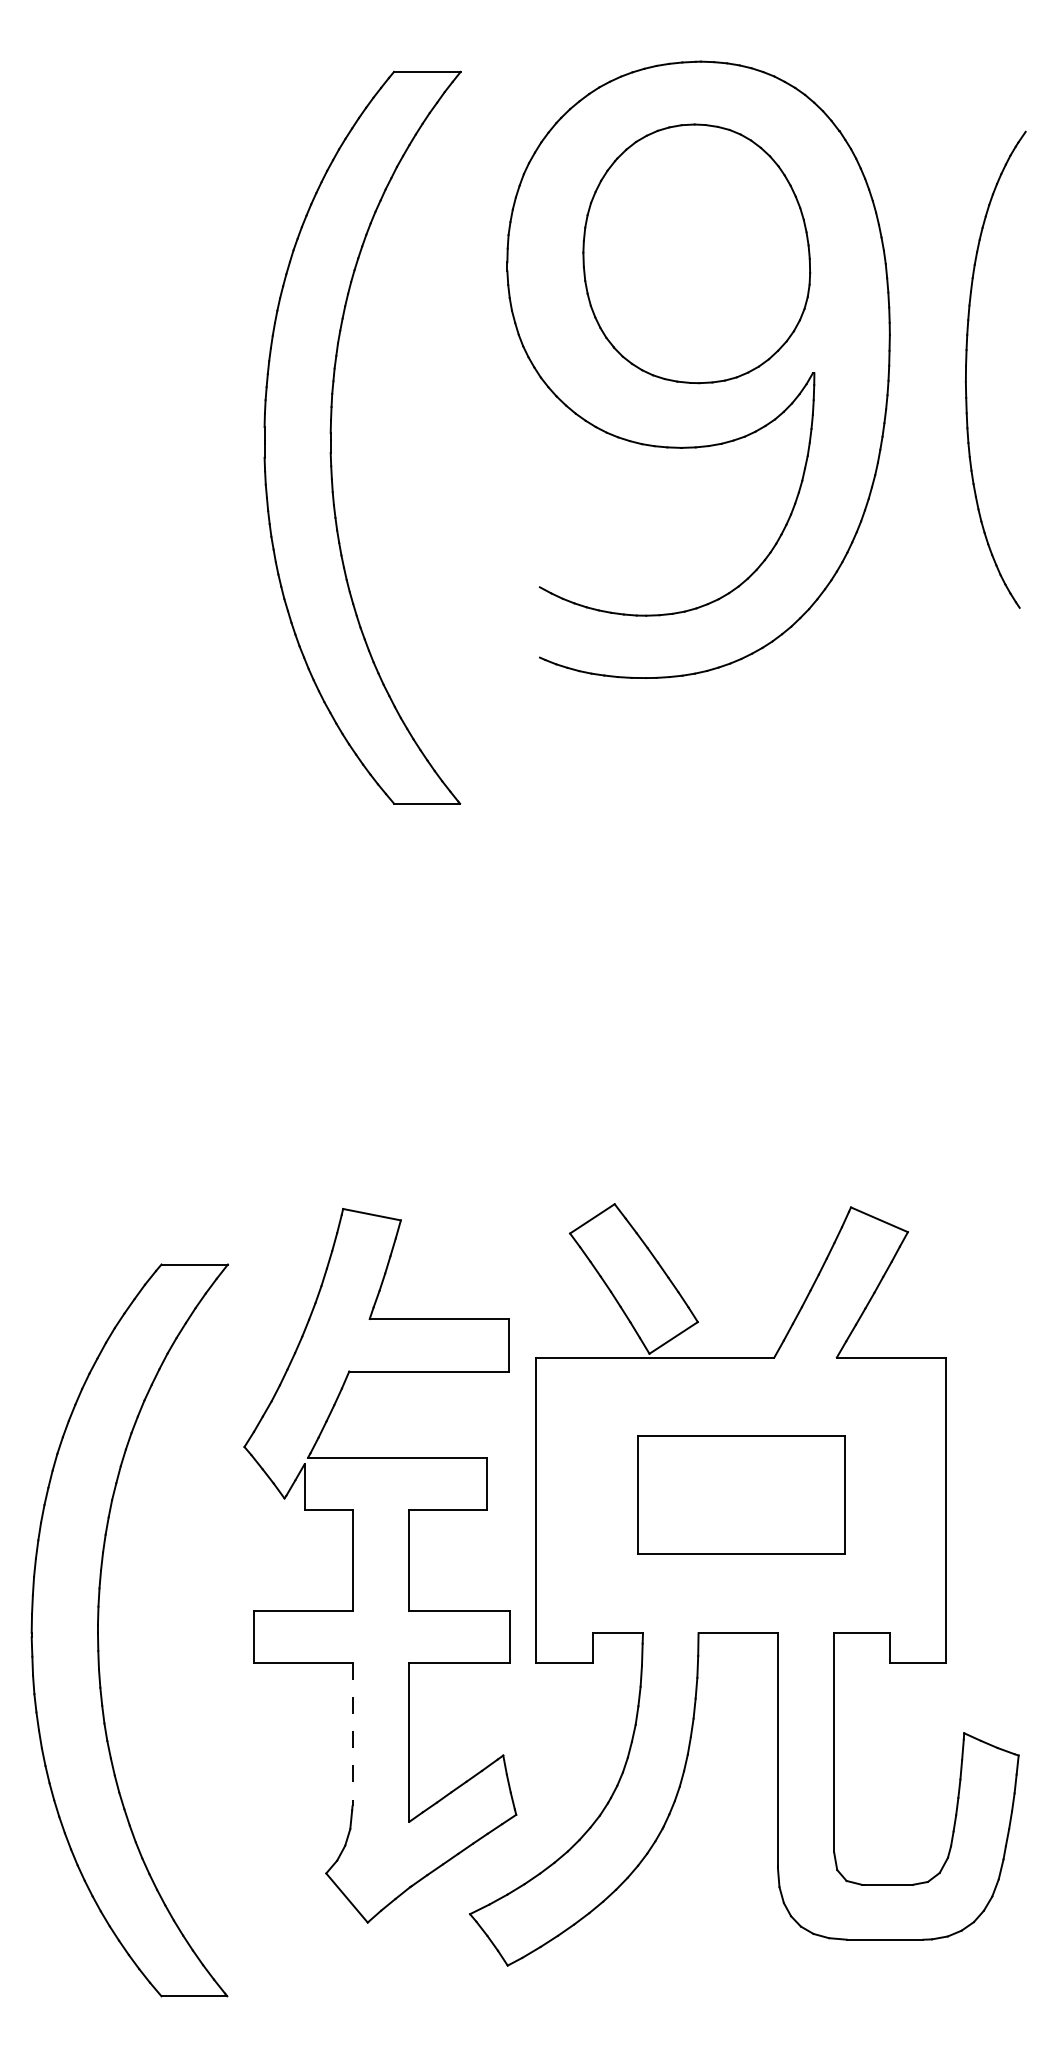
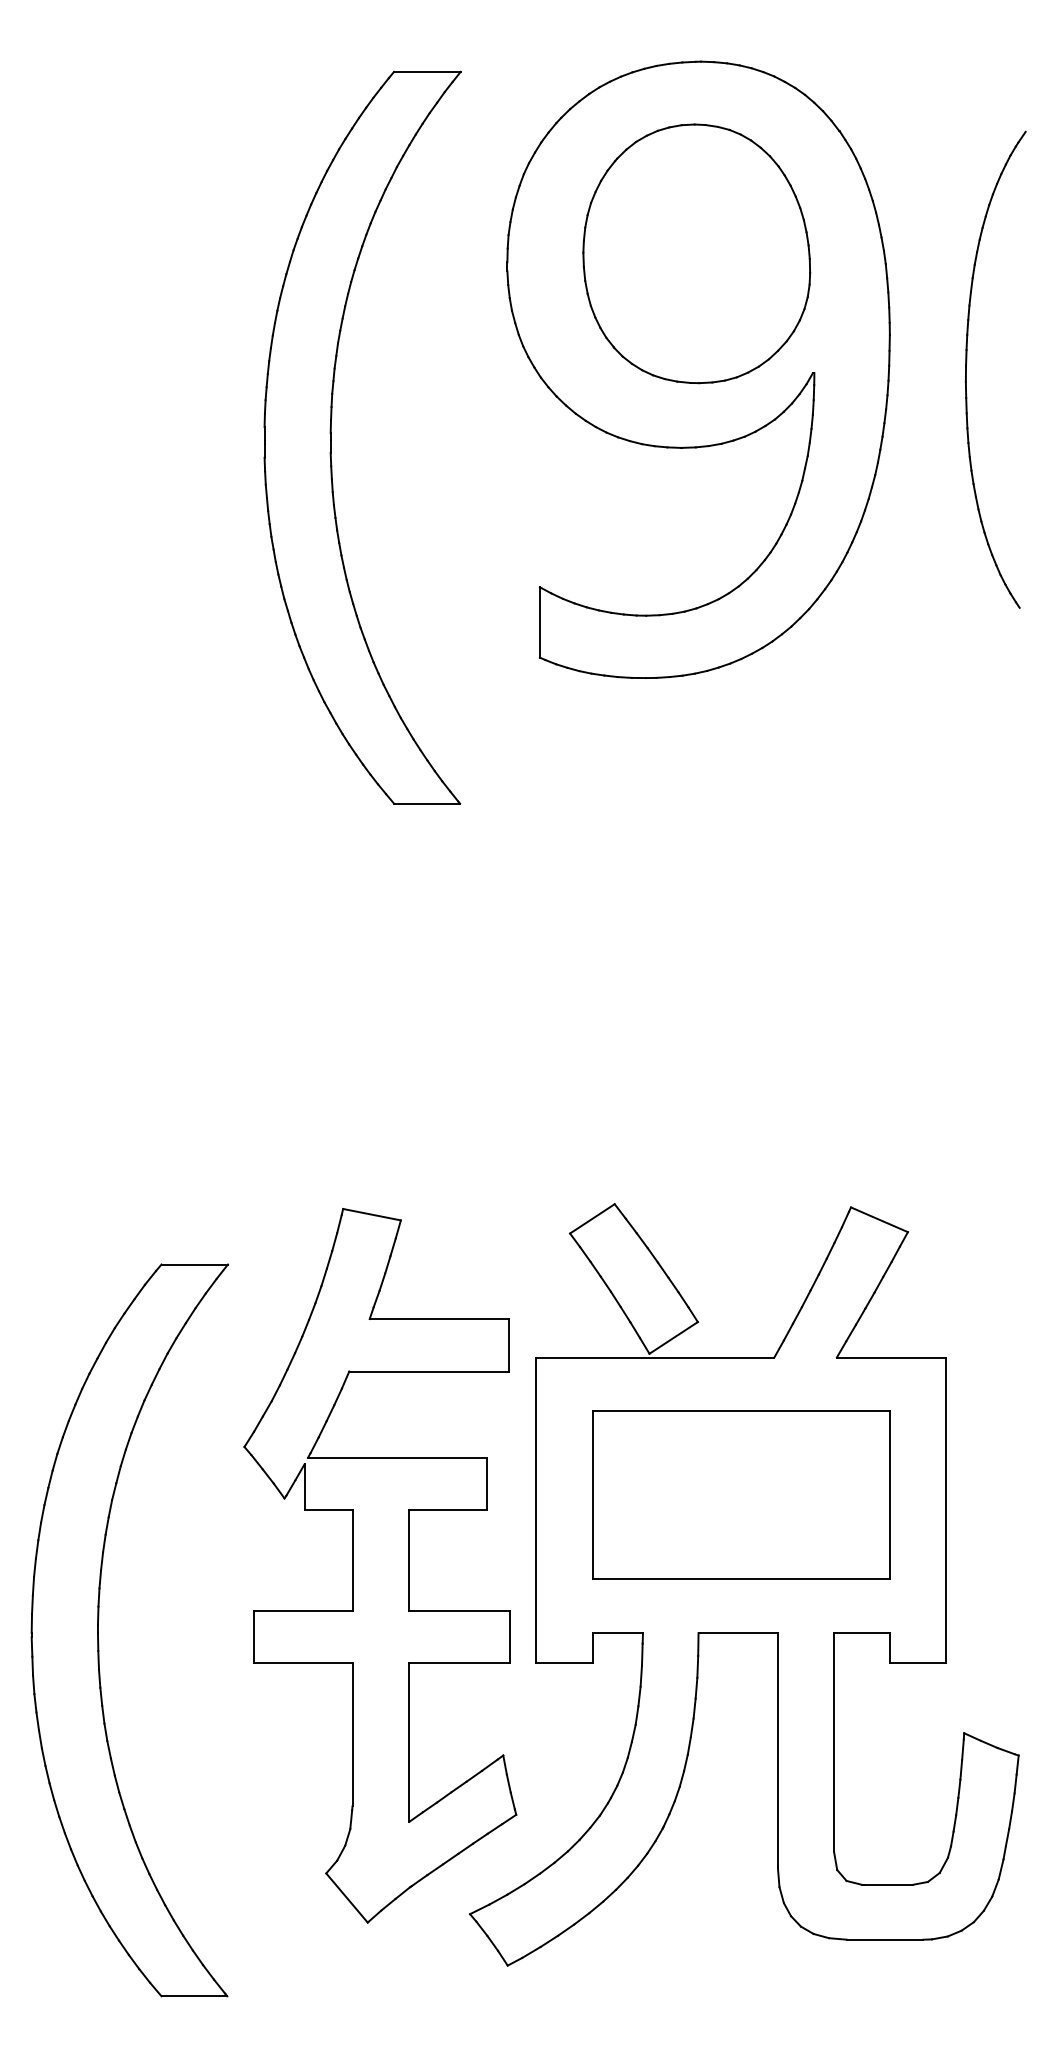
line: none -> present (539, 622)
part size: 209x120 px -> 299x170 px (741, 1494)
line: dashed -> solid (352, 1734)
